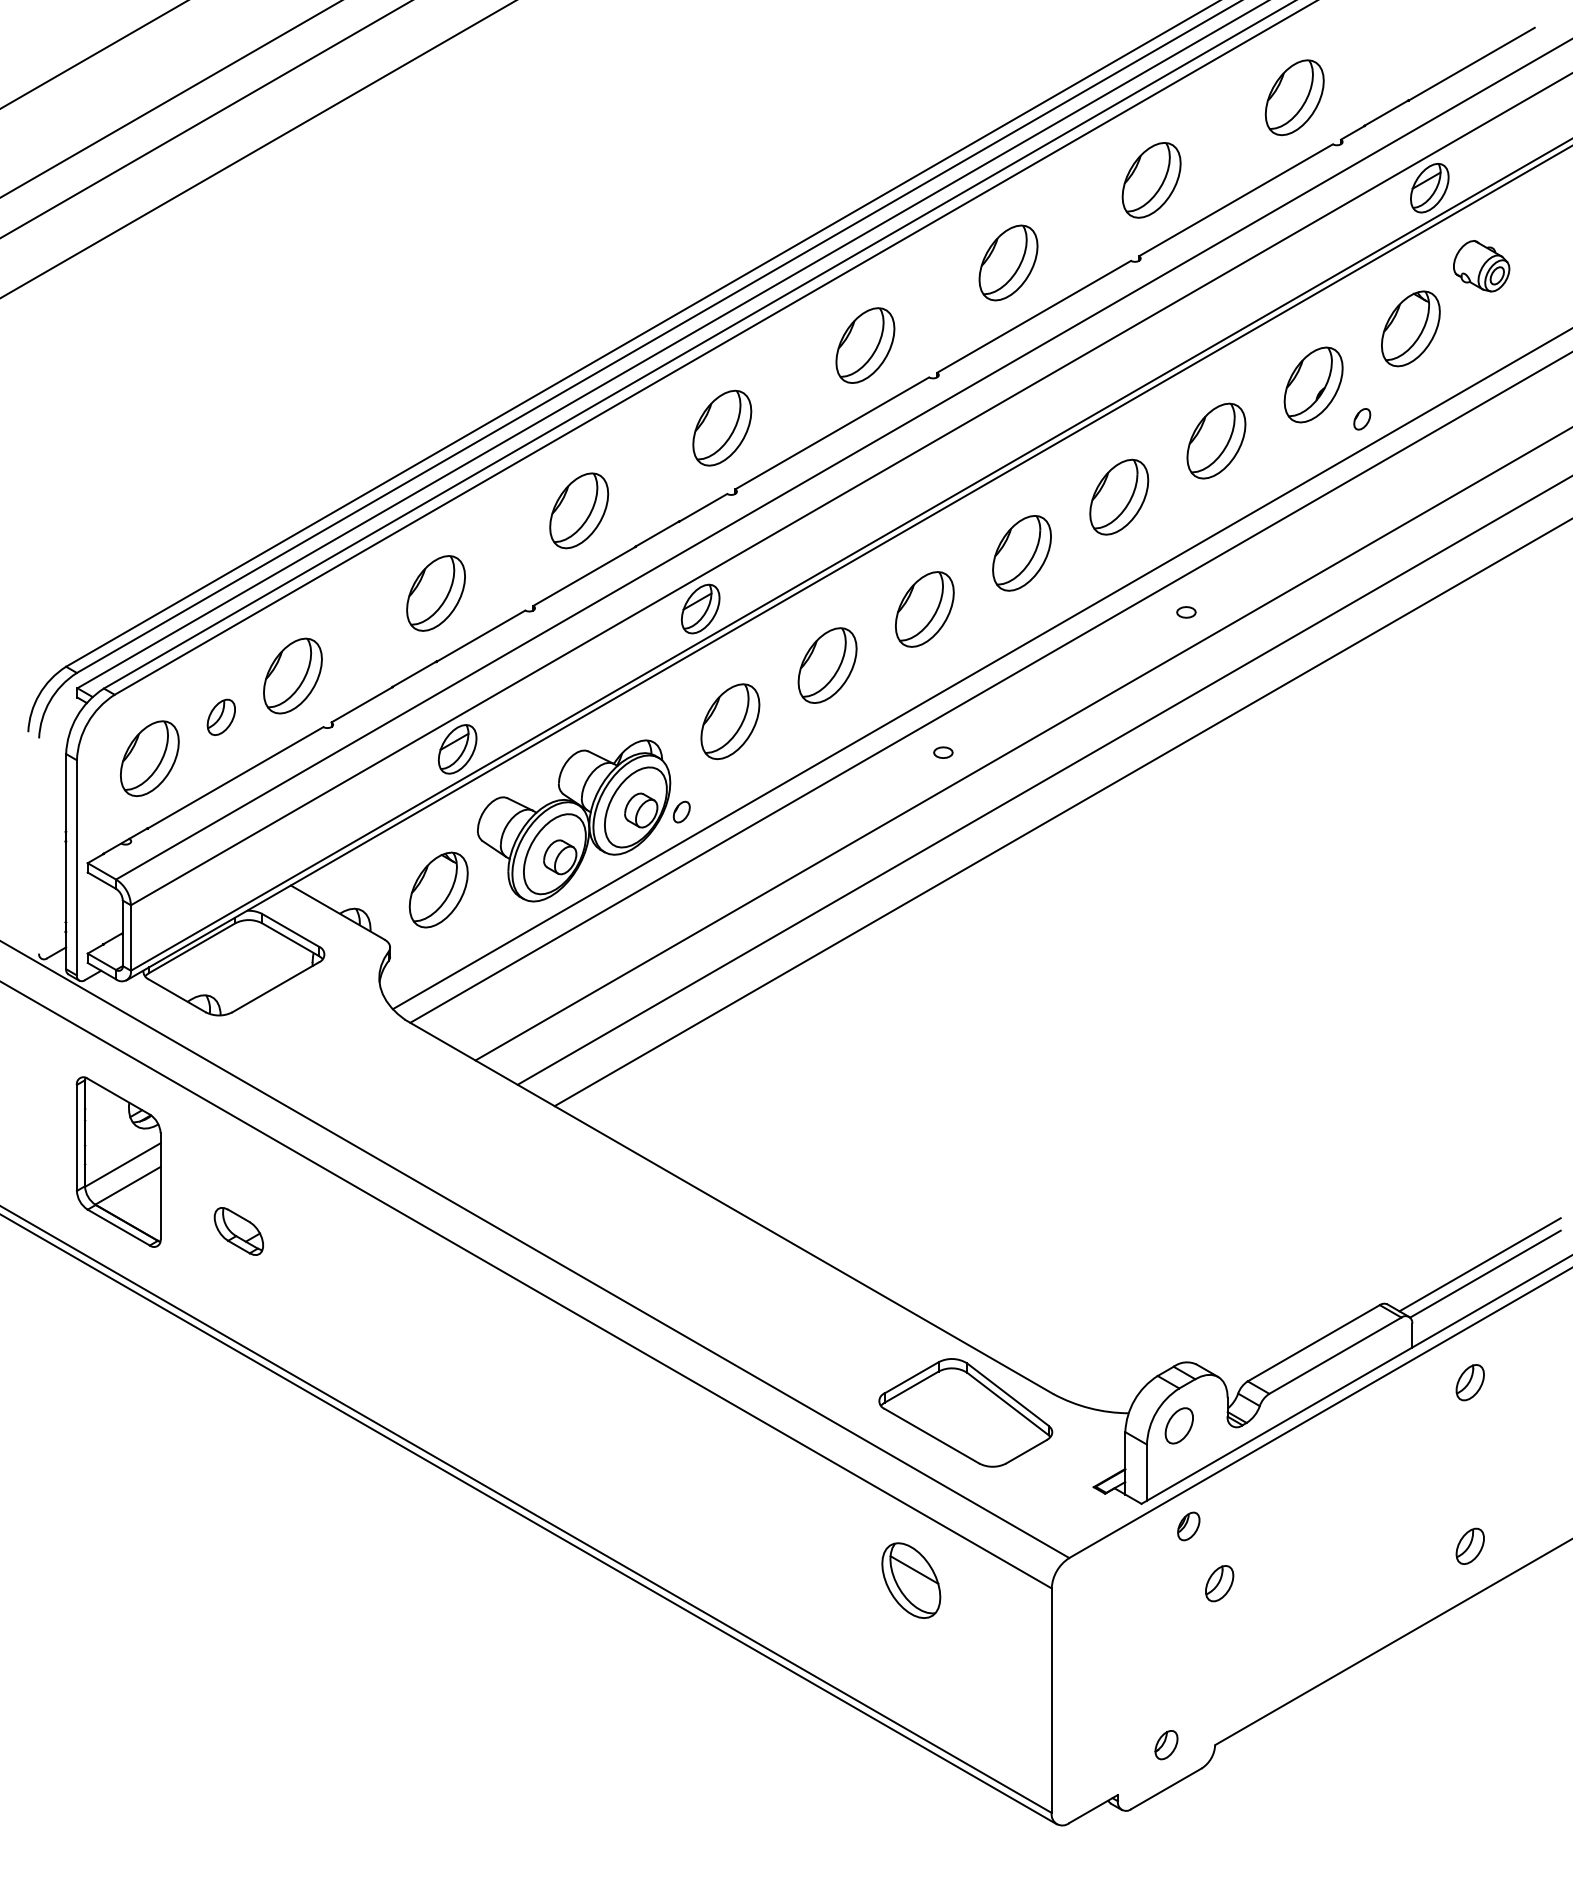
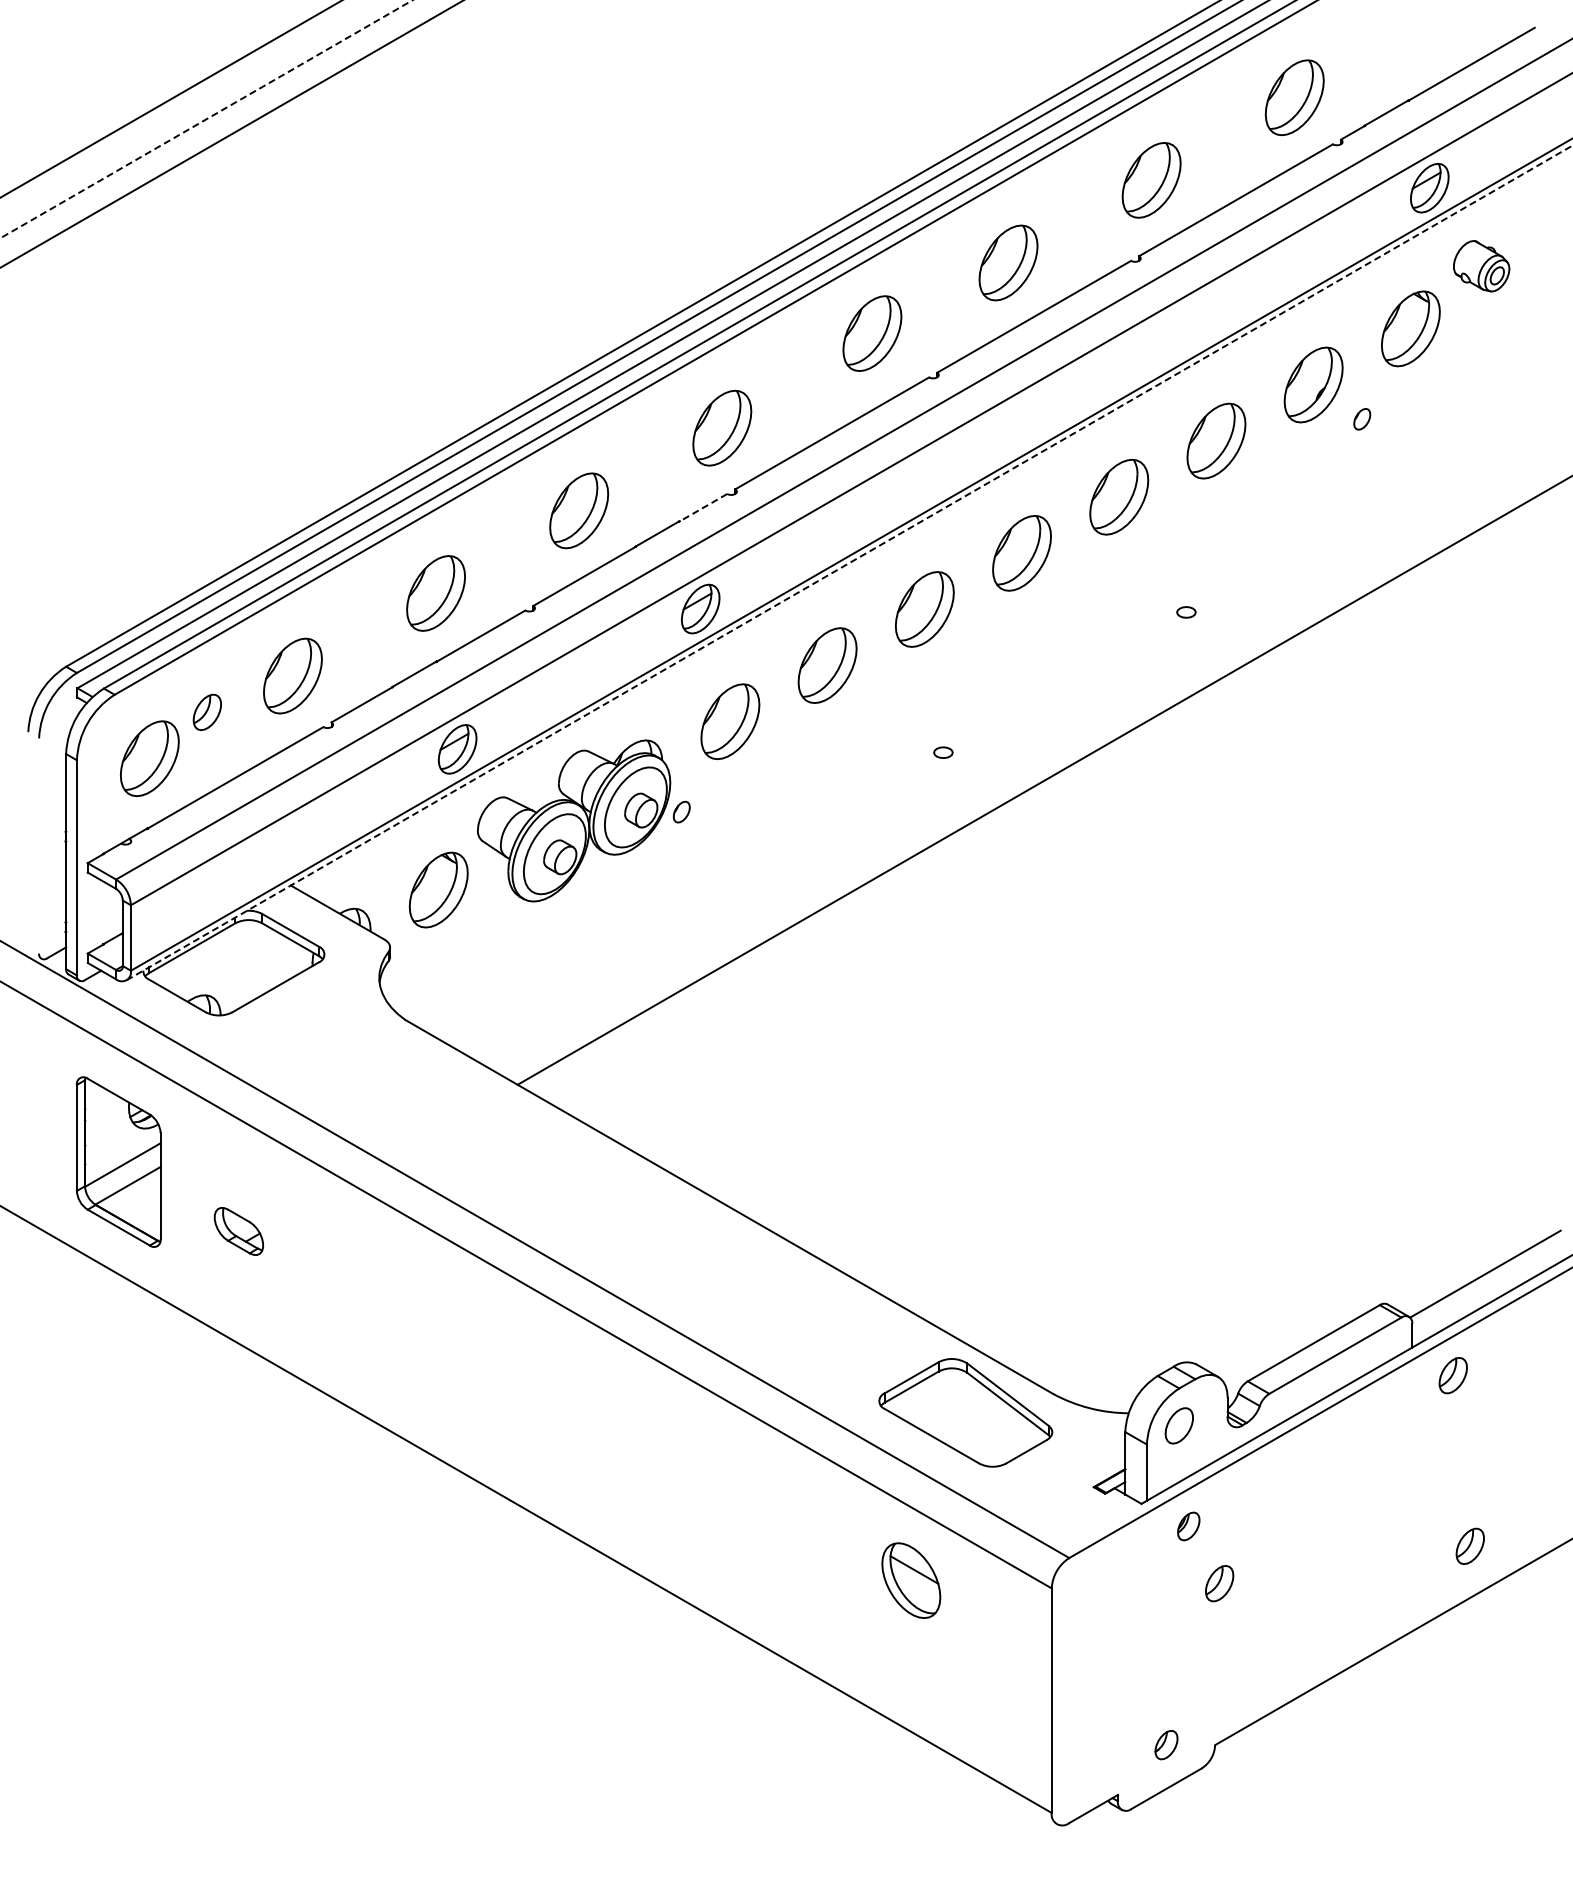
line: present -> none (93, 54)
line: solid -> dashed (207, 118)
line position: (257, 149) -> (231, 134) (231, 134)
part position: (865, 345) -> (872, 333) (872, 333)
line: solid -> dashed (702, 508)
line: solid -> dashed (849, 562)
line: present -> none (980, 669)
line: present -> none (989, 687)
part position: (220, 716) -> (206, 711) (206, 711)
line: present -> none (1022, 744)
line: present -> none (1061, 813)
line: present -> none (1479, 1264)
part position: (1469, 1382) -> (1452, 1375) (1452, 1375)
line: present -> none (529, 1519)
